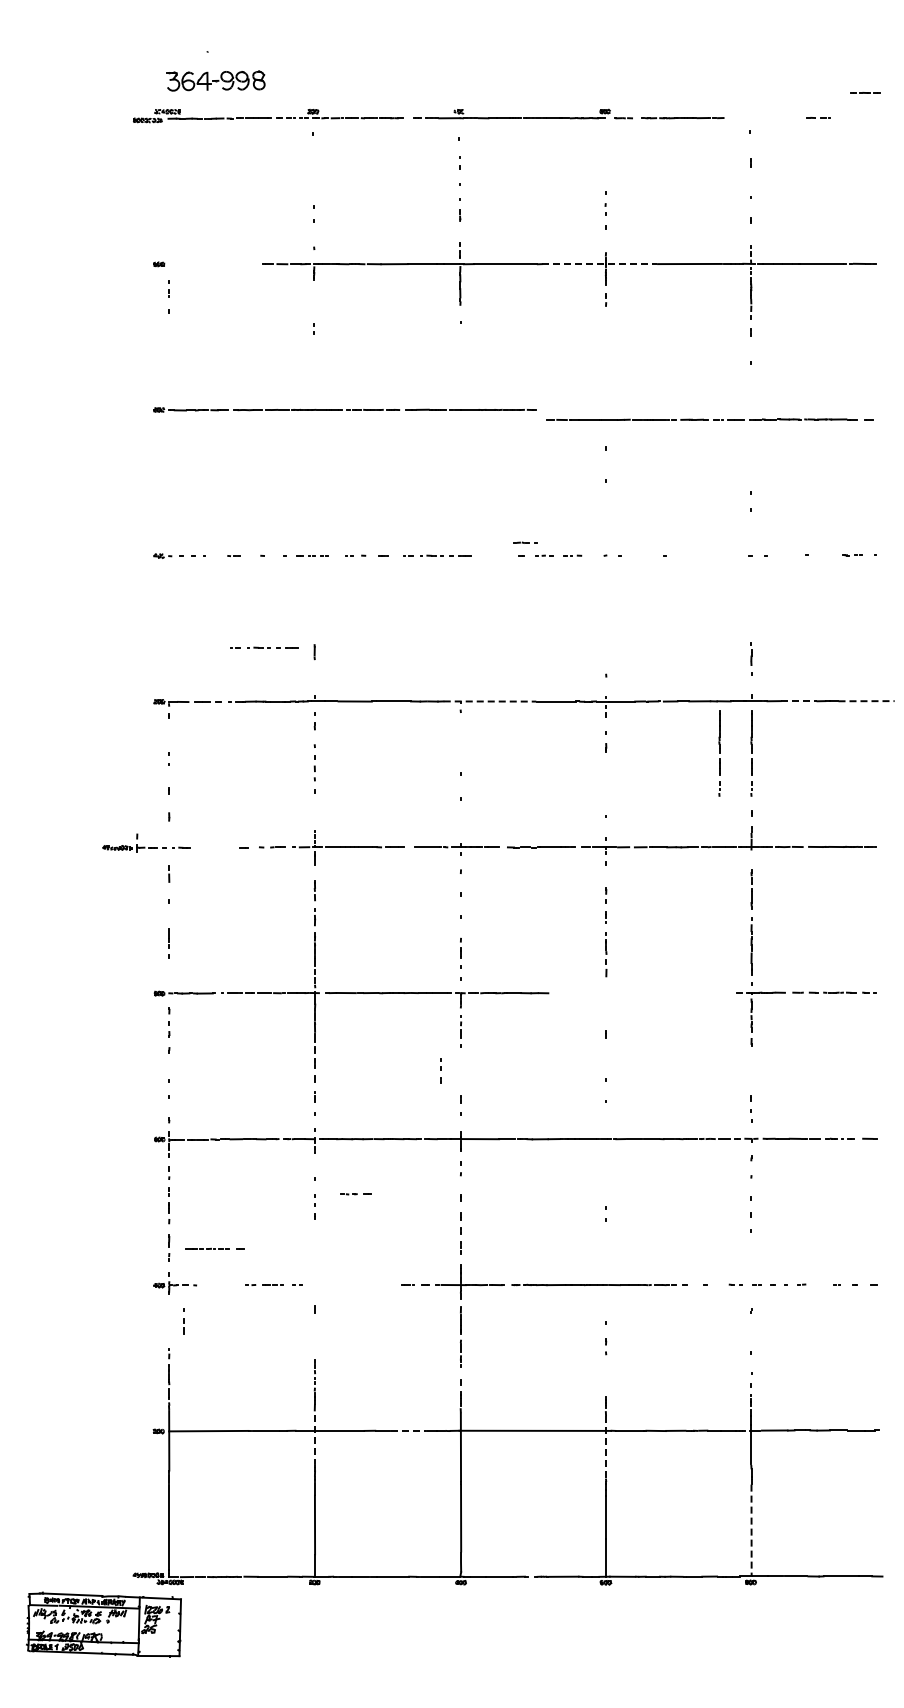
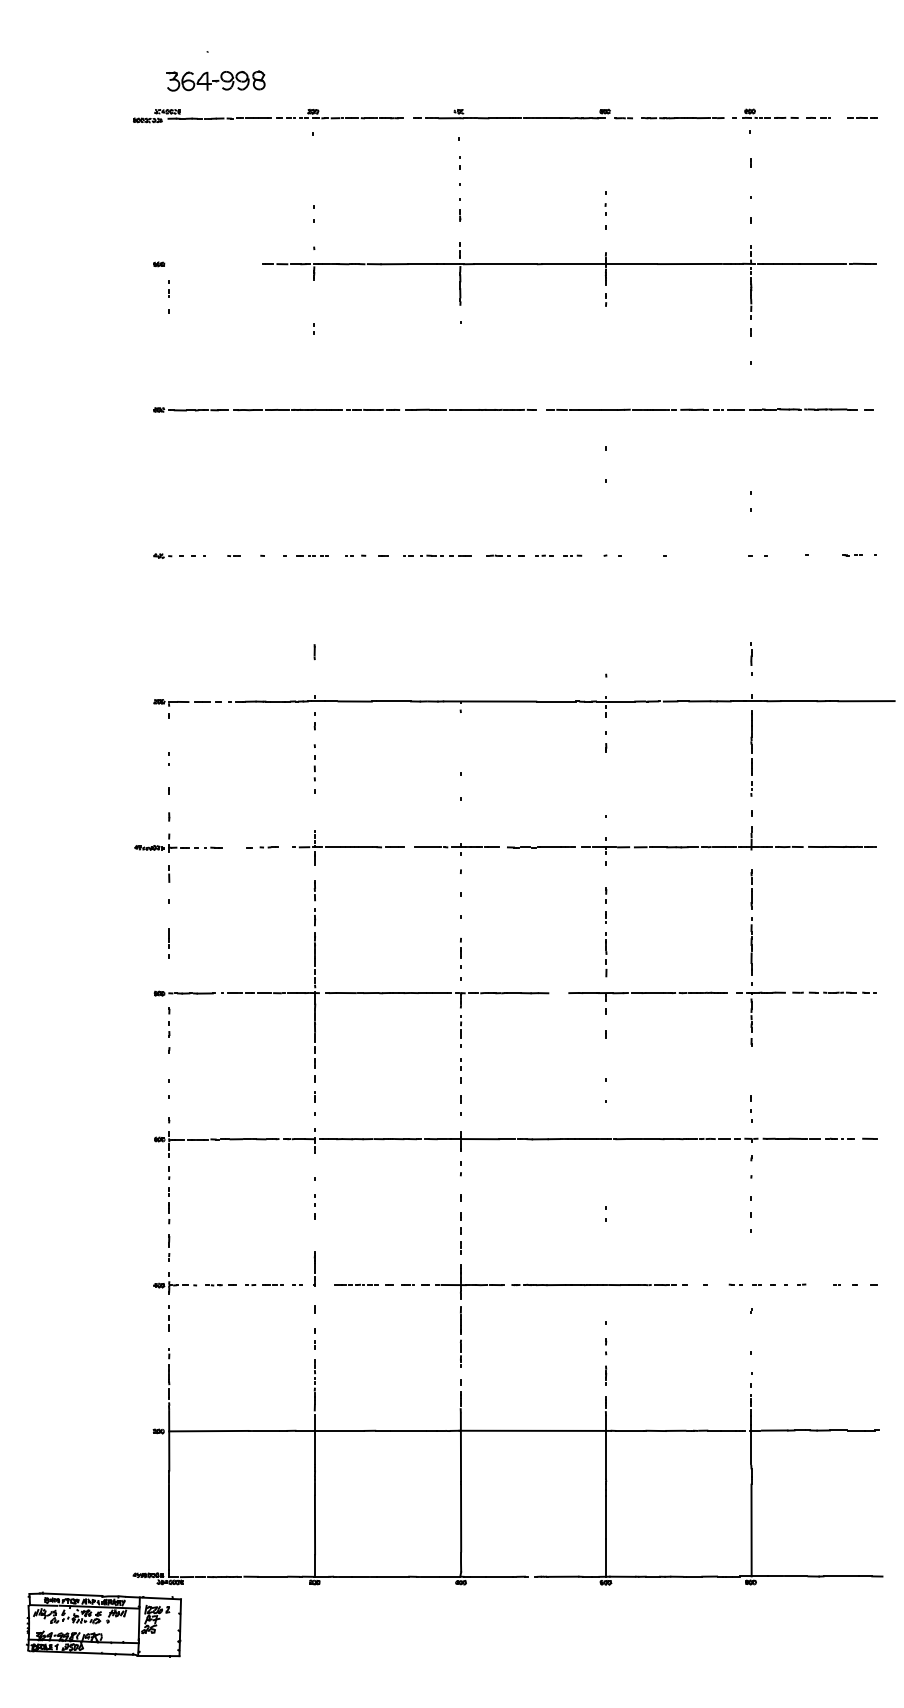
line position: (865, 92) -> (862, 117) (862, 117)
part: none -> present (765, 113)
line: dashed -> solid (600, 264)
line position: (708, 419) -> (708, 409) (708, 409)
line position: (525, 542) -> (498, 555) (498, 555)
part: present -> none (264, 647)
line: dashed -> solid (490, 701)
line: dashed -> solid (799, 701)
line: dashed -> solid (867, 701)
line: present -> none (719, 753)
part position: (146, 842) -> (178, 842) (178, 842)
part size: 47x3 px -> 33x3 px (262, 847)
part: none -> present (647, 993)
line position: (440, 1070) -> (460, 1070) (460, 1070)
part position: (355, 1194) -> (220, 1285) (220, 1285)
part position: (214, 1248) -> (363, 1284) (363, 1284)
line: none -> present (314, 1268)
line position: (183, 1321) -> (168, 1318) (168, 1318)
line: none -> present (314, 1340)
line: none -> present (606, 1375)
line: dashed -> solid (408, 1430)
line: dashed -> solid (314, 1439)
line: dashed -> solid (606, 1447)
line: dashed -> solid (751, 1530)
